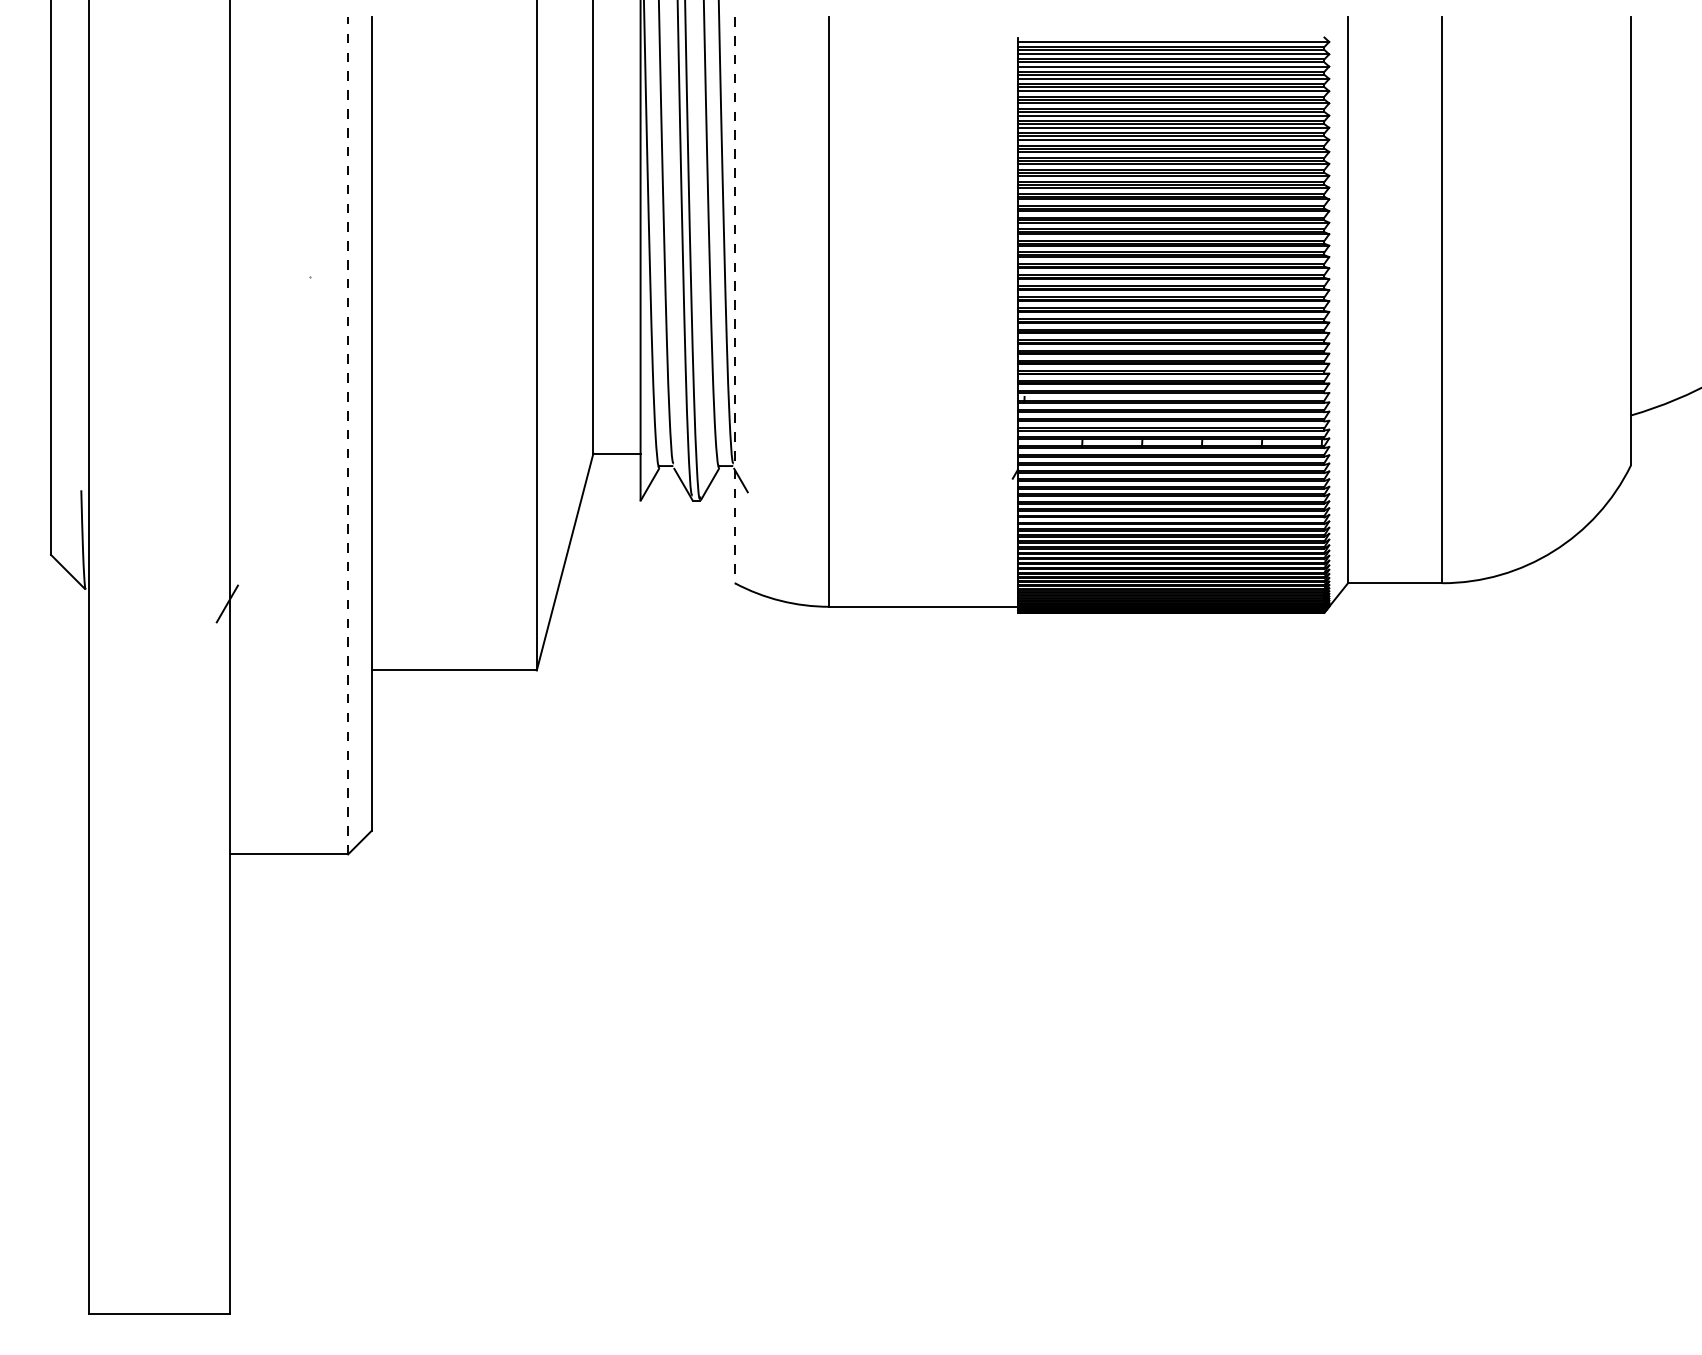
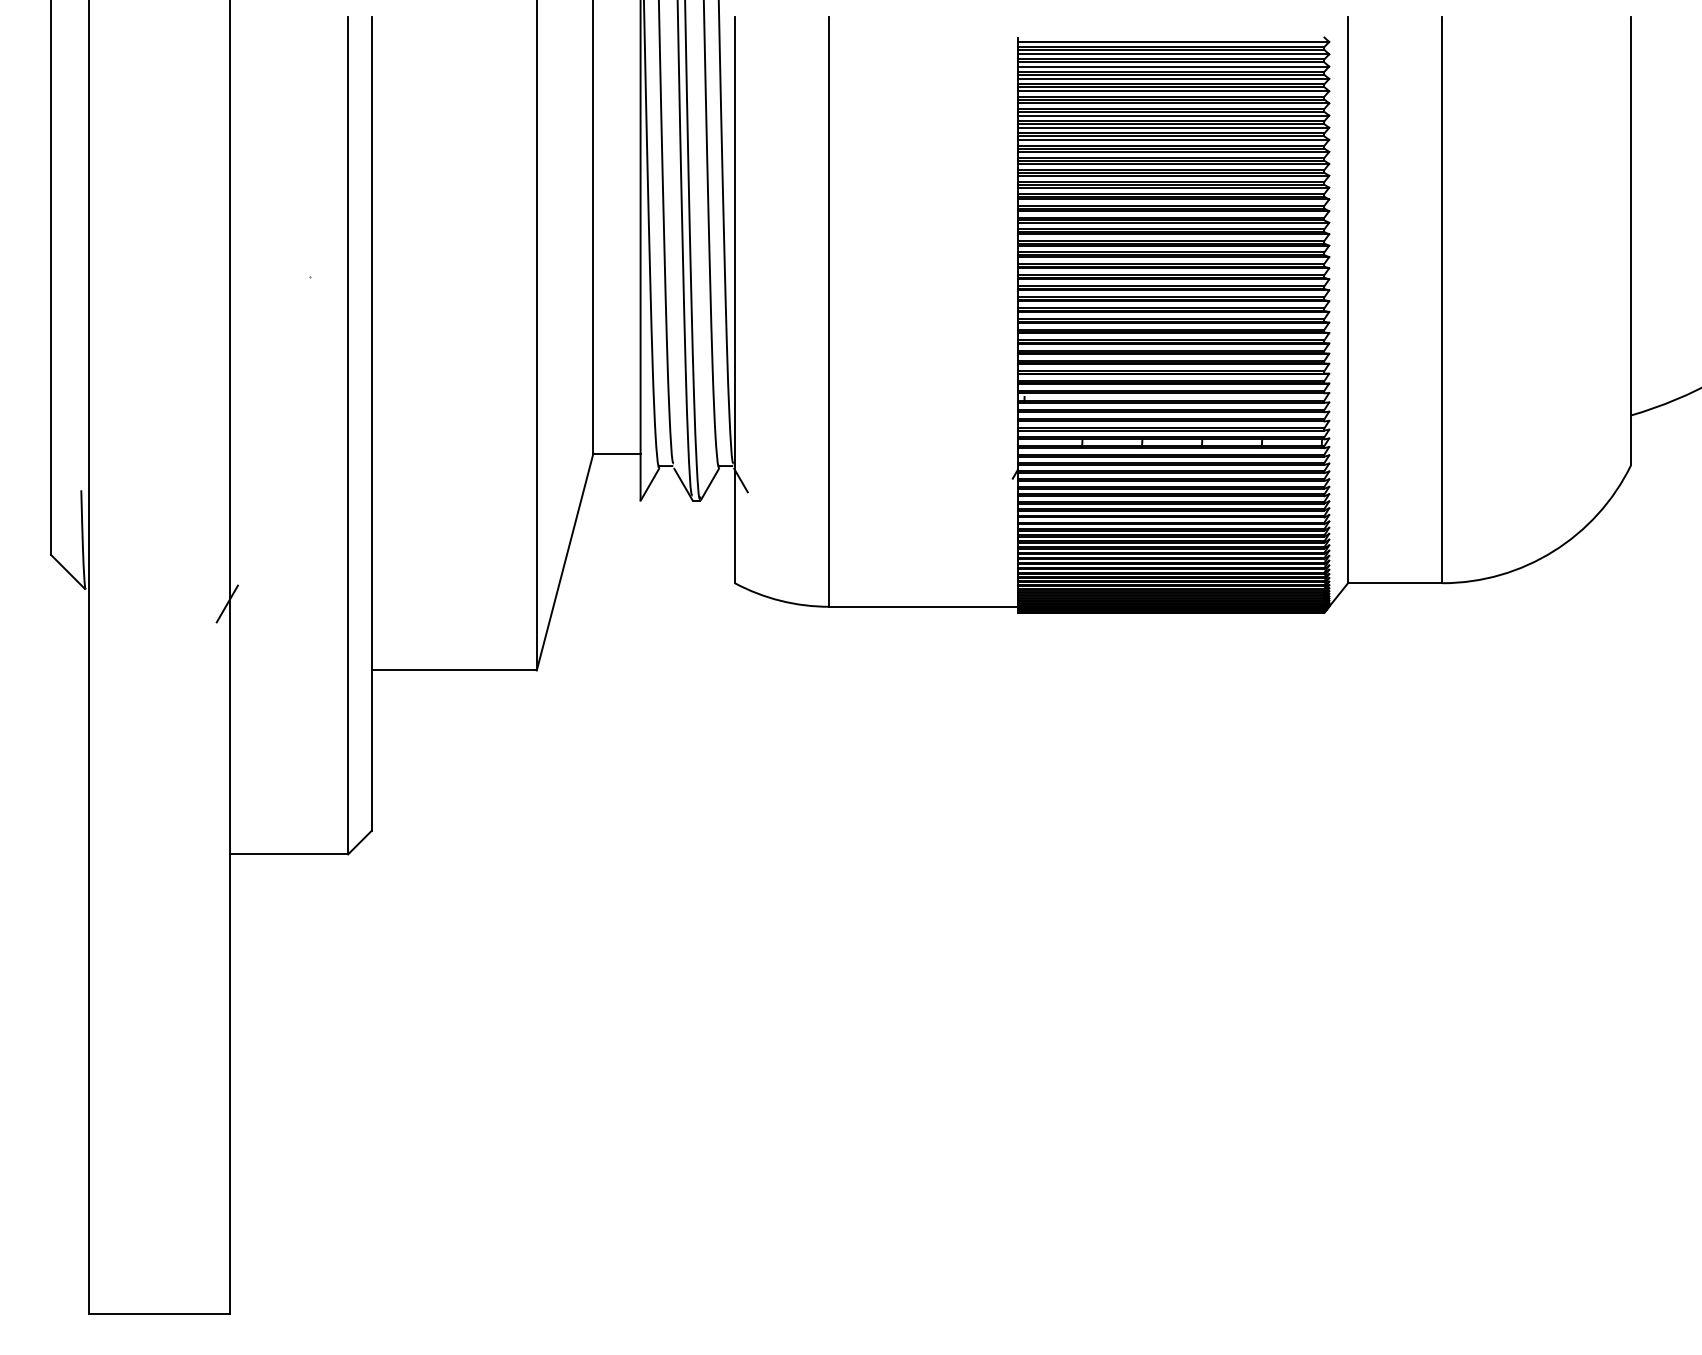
line: dashed -> solid (734, 300)
line: dashed -> solid (348, 435)
